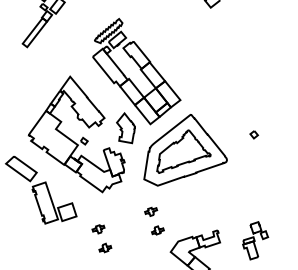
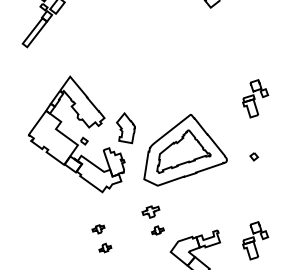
part: present -> none (136, 71)
part: none -> present (255, 98)
part position: (254, 134) -> (254, 156) (254, 156)
part: present -> none (41, 189)
part size: 15x11 px -> 20x14 px (150, 211)
